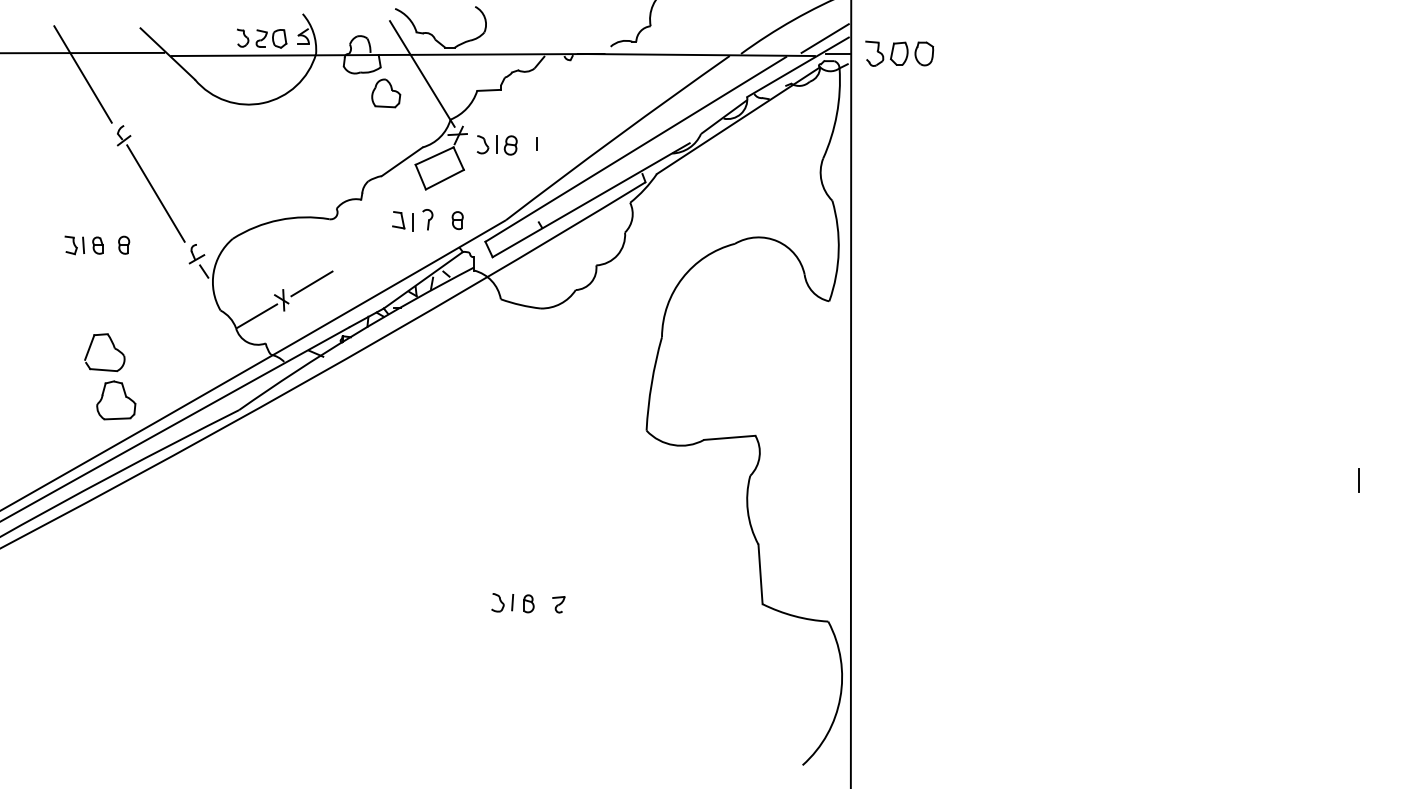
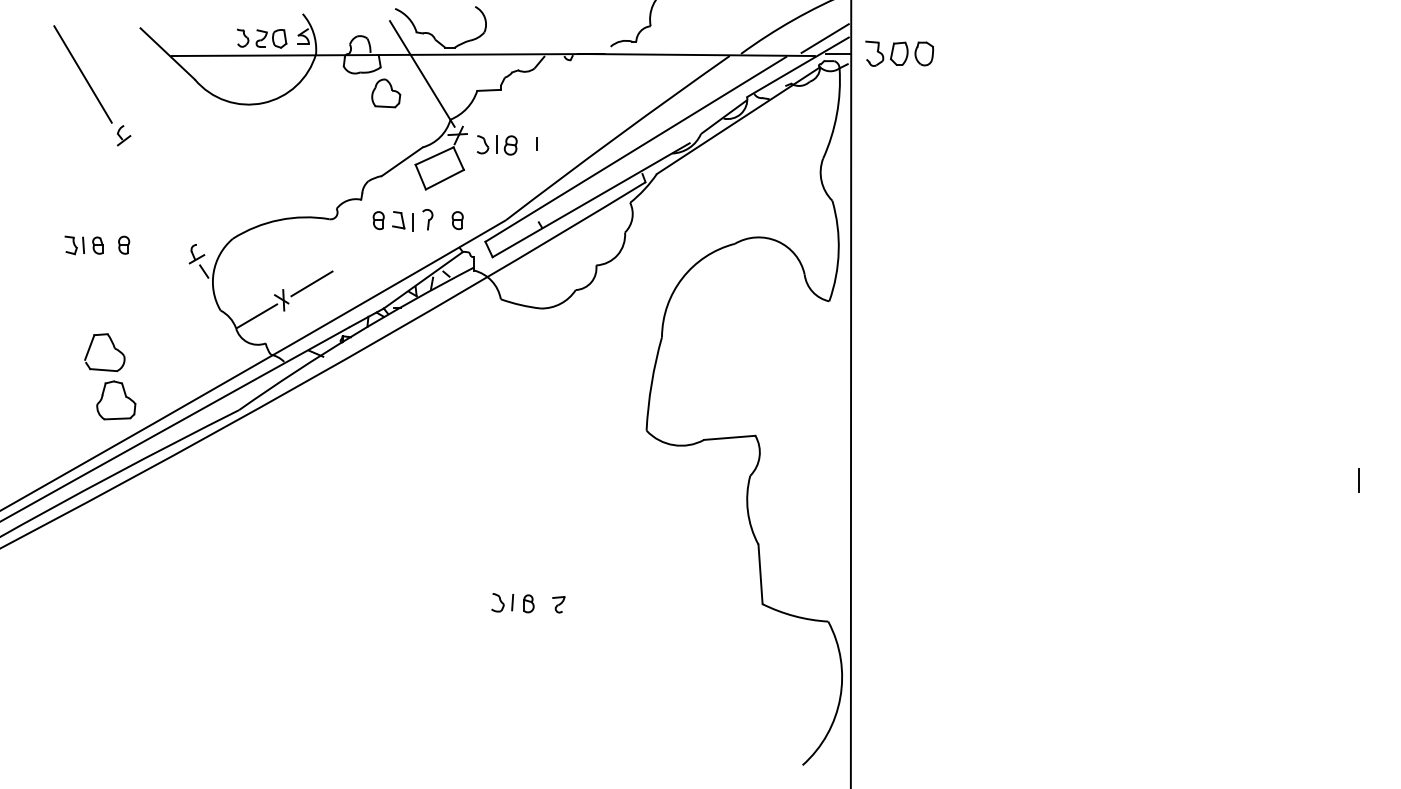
line: present -> none (83, 52)
line: present -> none (155, 193)
part: none -> present (378, 220)
